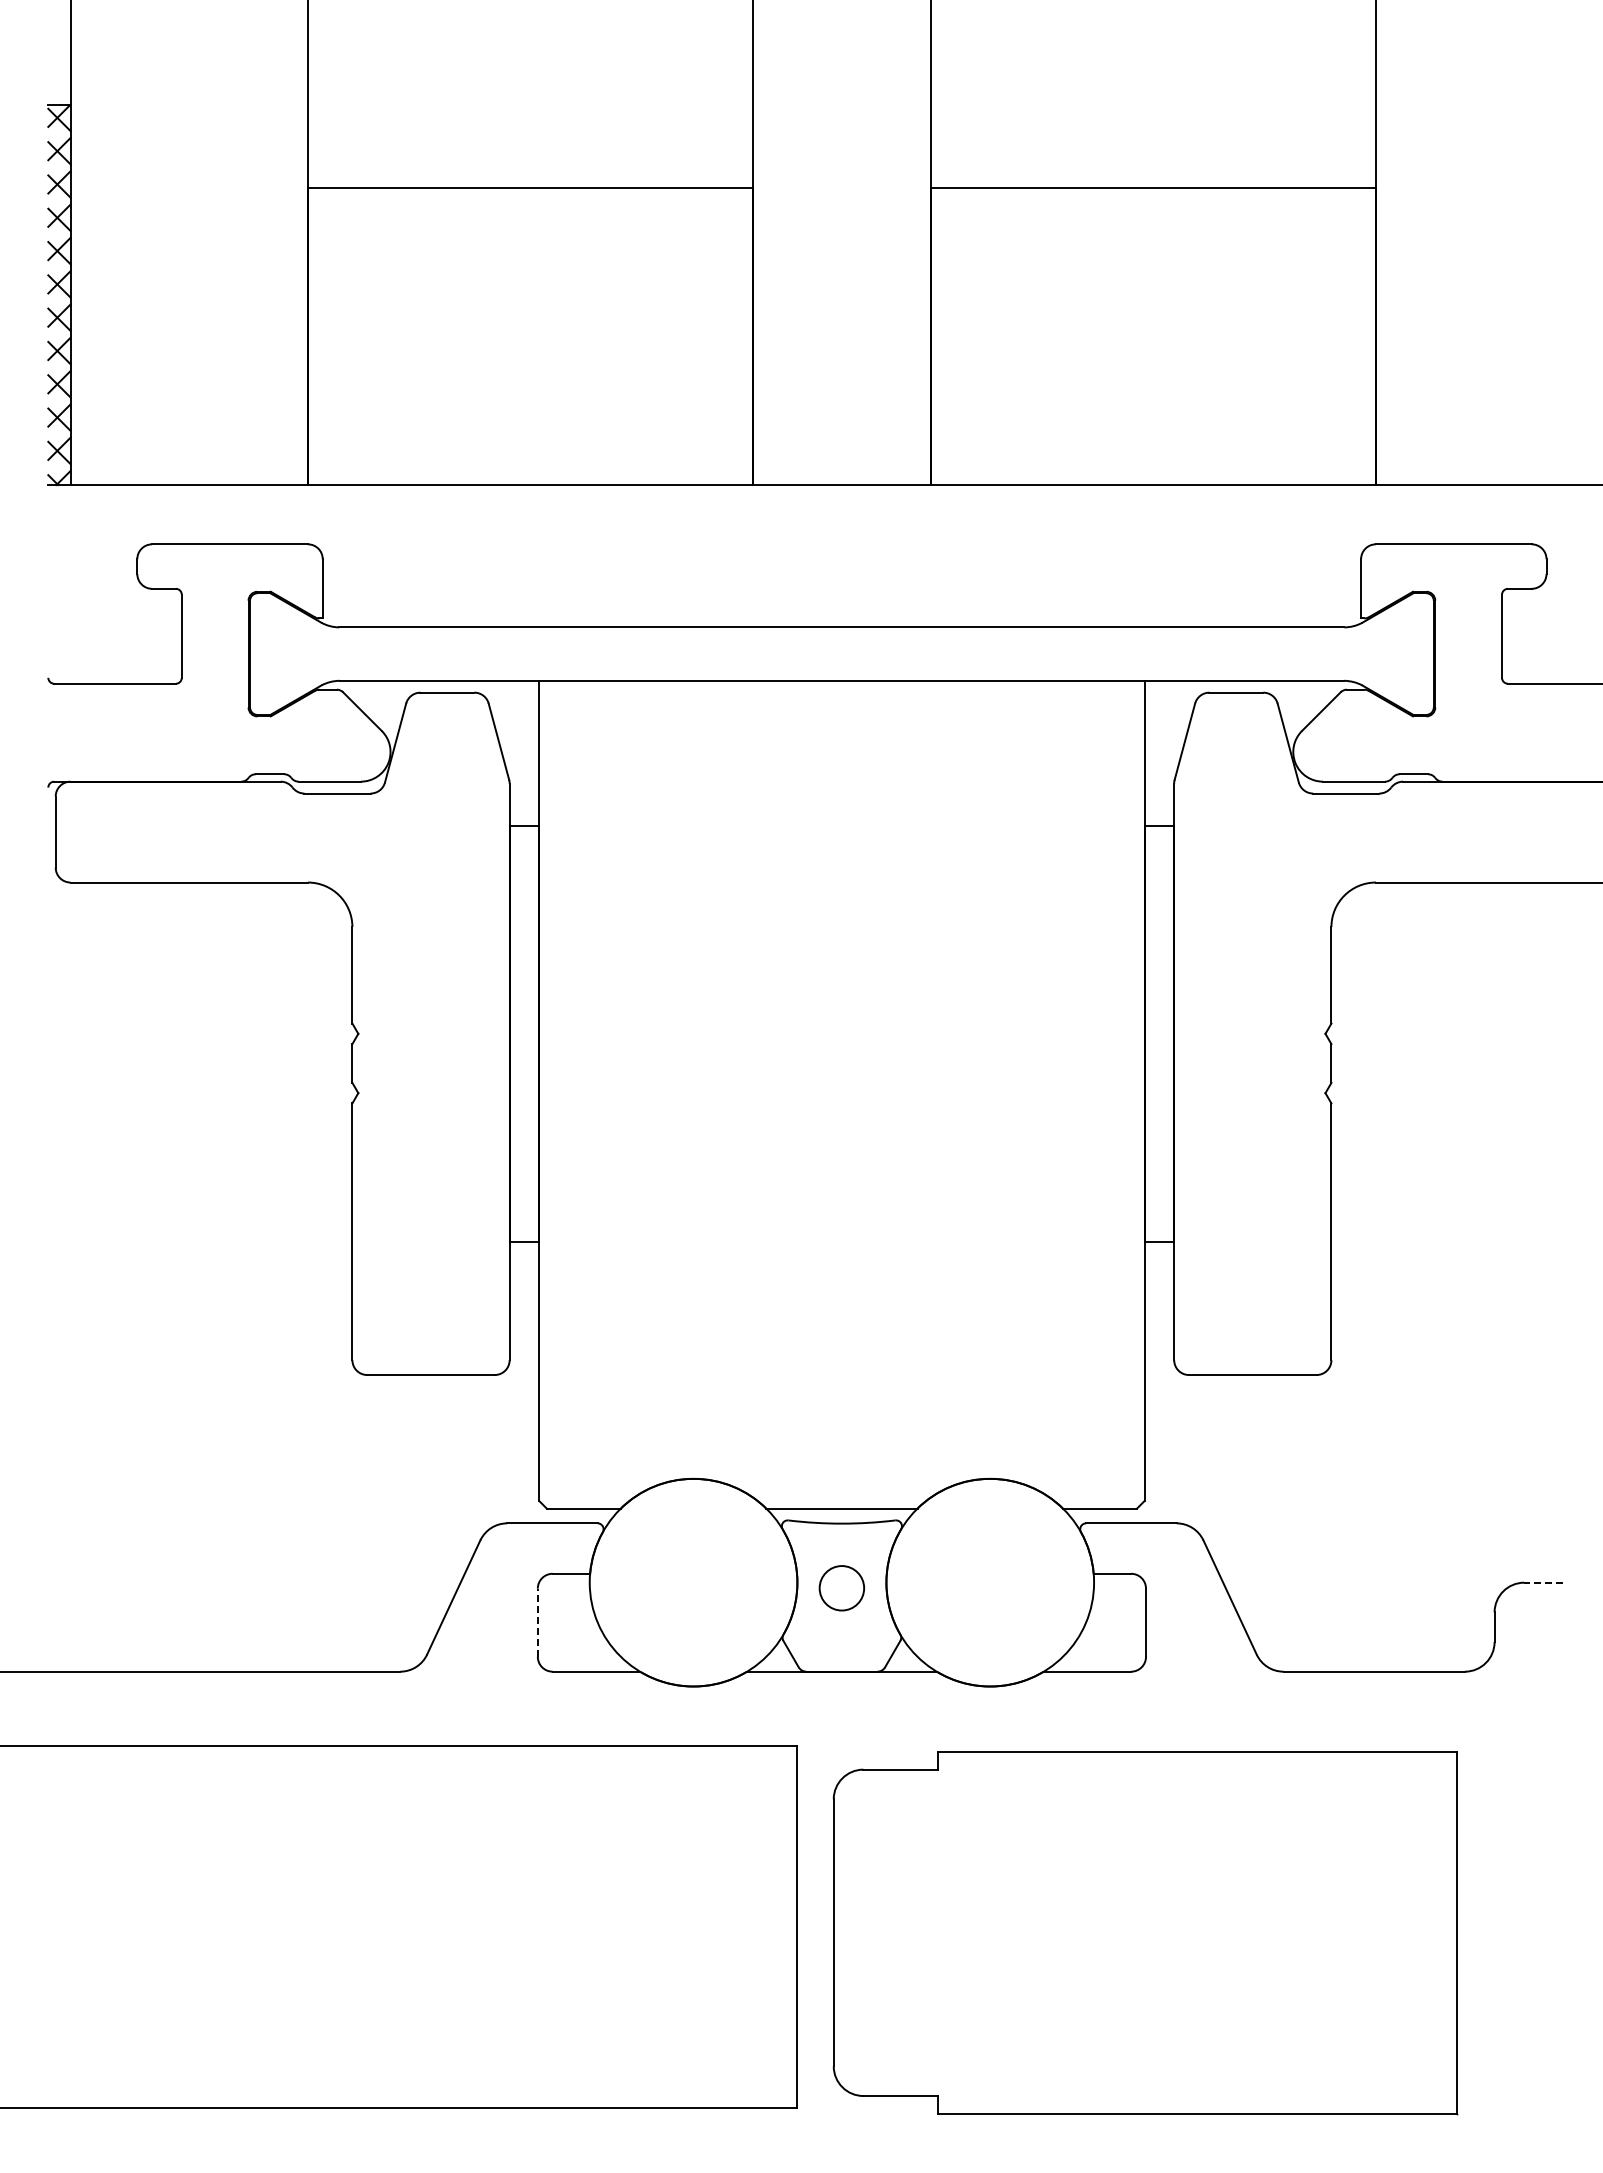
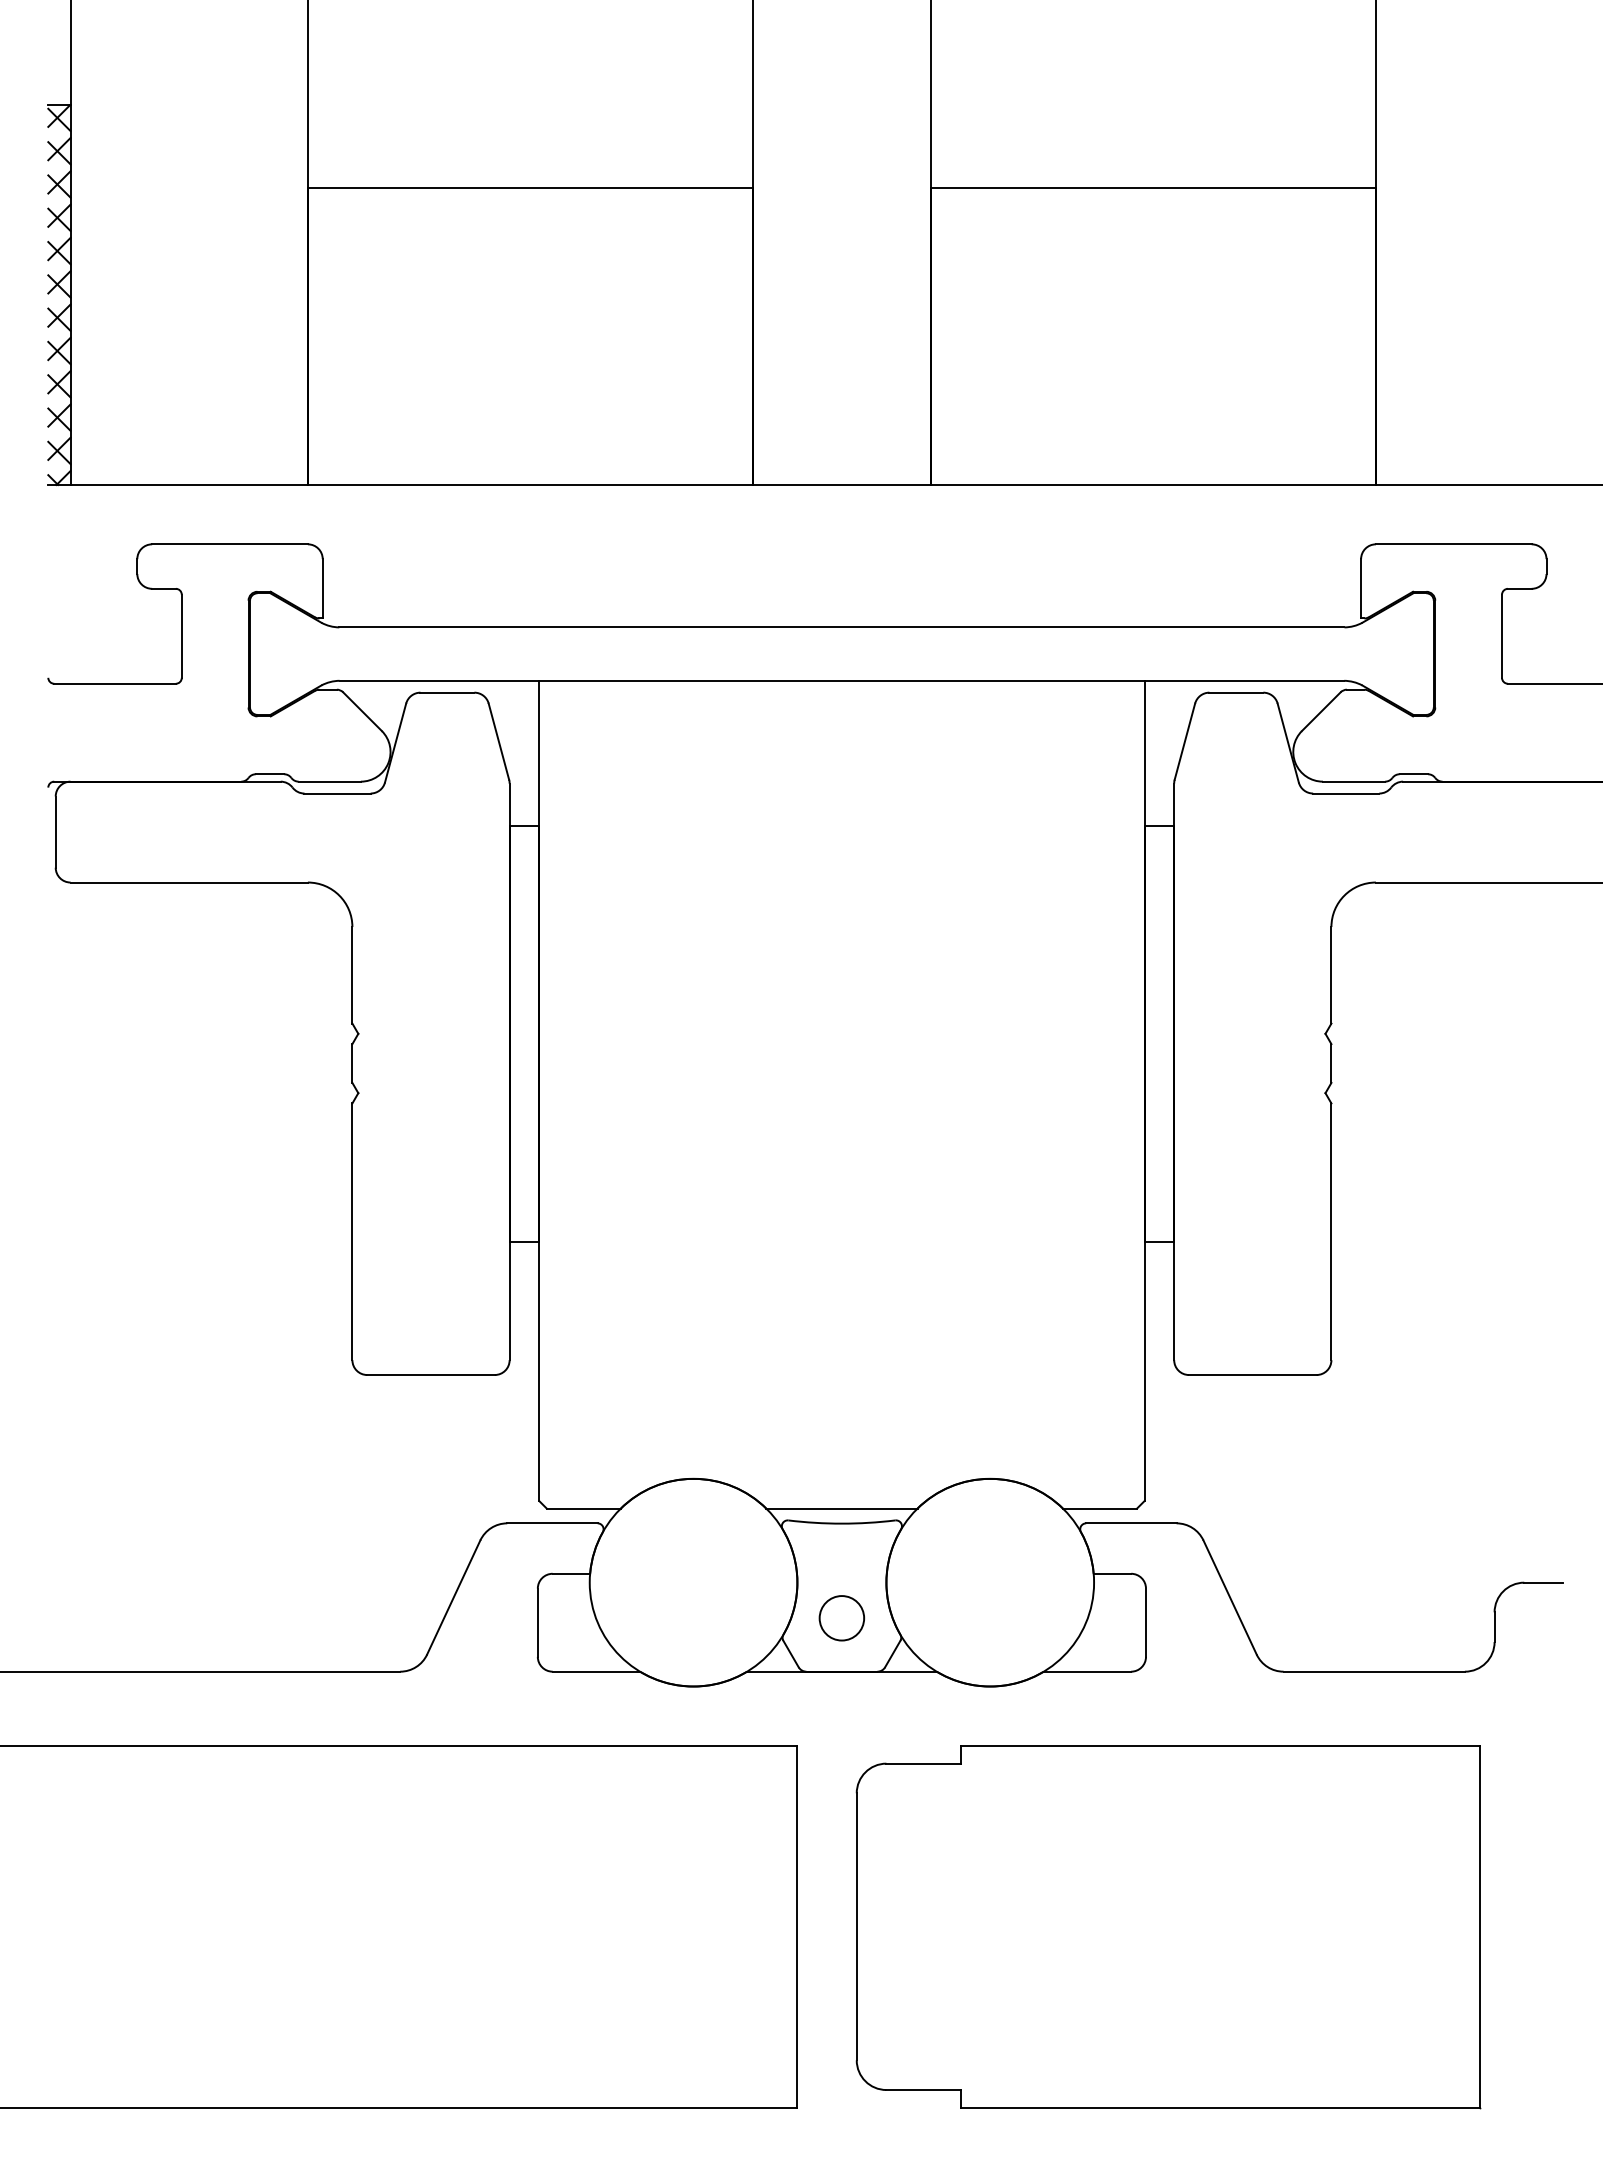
line: dashed -> solid (1543, 1582)
circle position: (841, 1588) -> (841, 1618) (841, 1618)
line: dashed -> solid (537, 1622)
part position: (1145, 1933) -> (1168, 1927) (1168, 1927)
